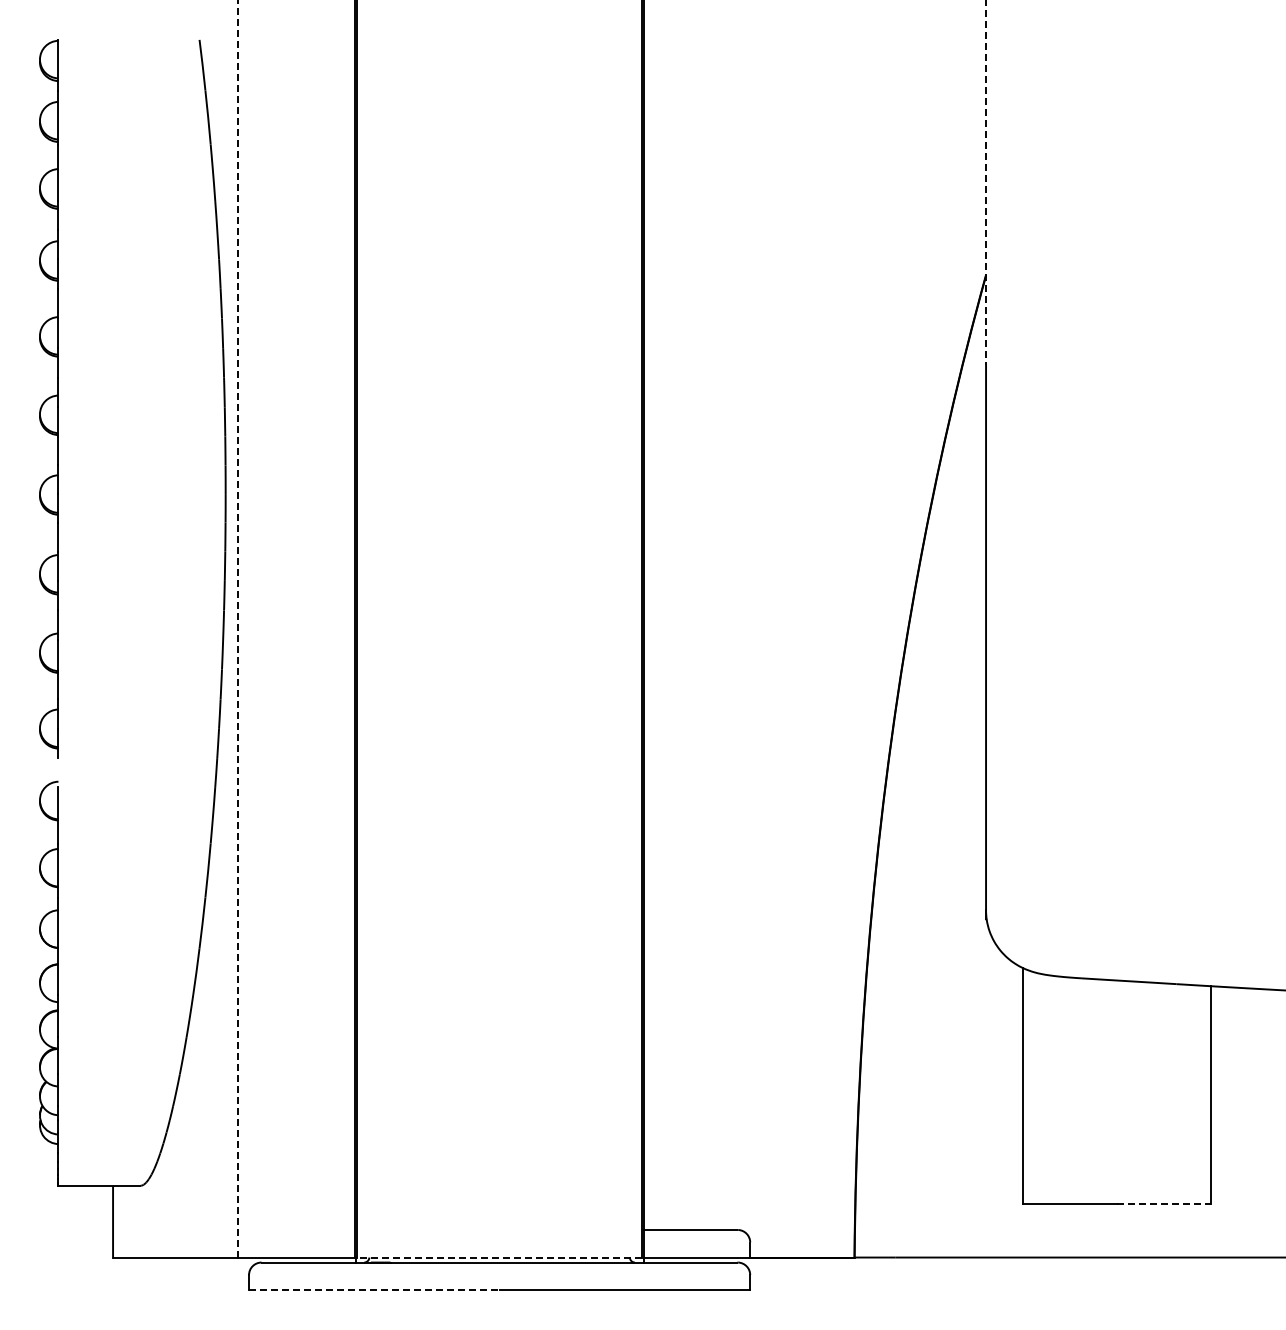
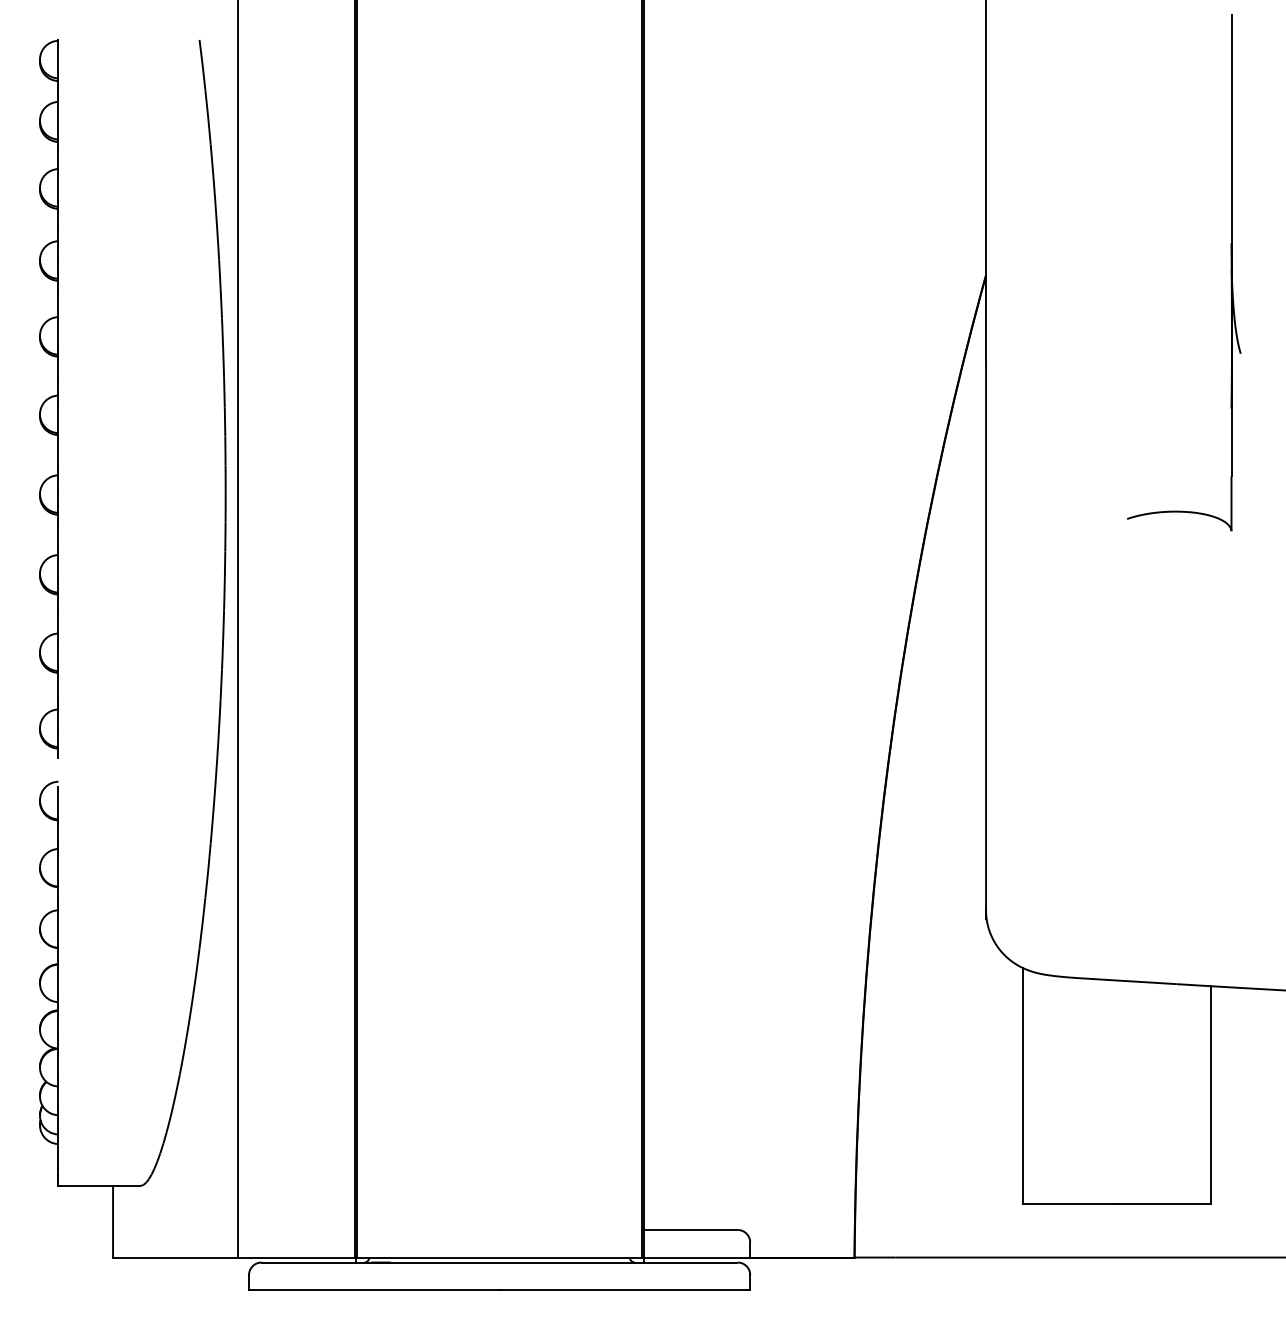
line: dashed -> solid (986, 183)
part: none -> present (1230, 272)
line: dashed -> solid (238, 628)
line: dashed -> solid (1163, 1204)
line: dashed -> solid (499, 1257)
line: dashed -> solid (374, 1290)
